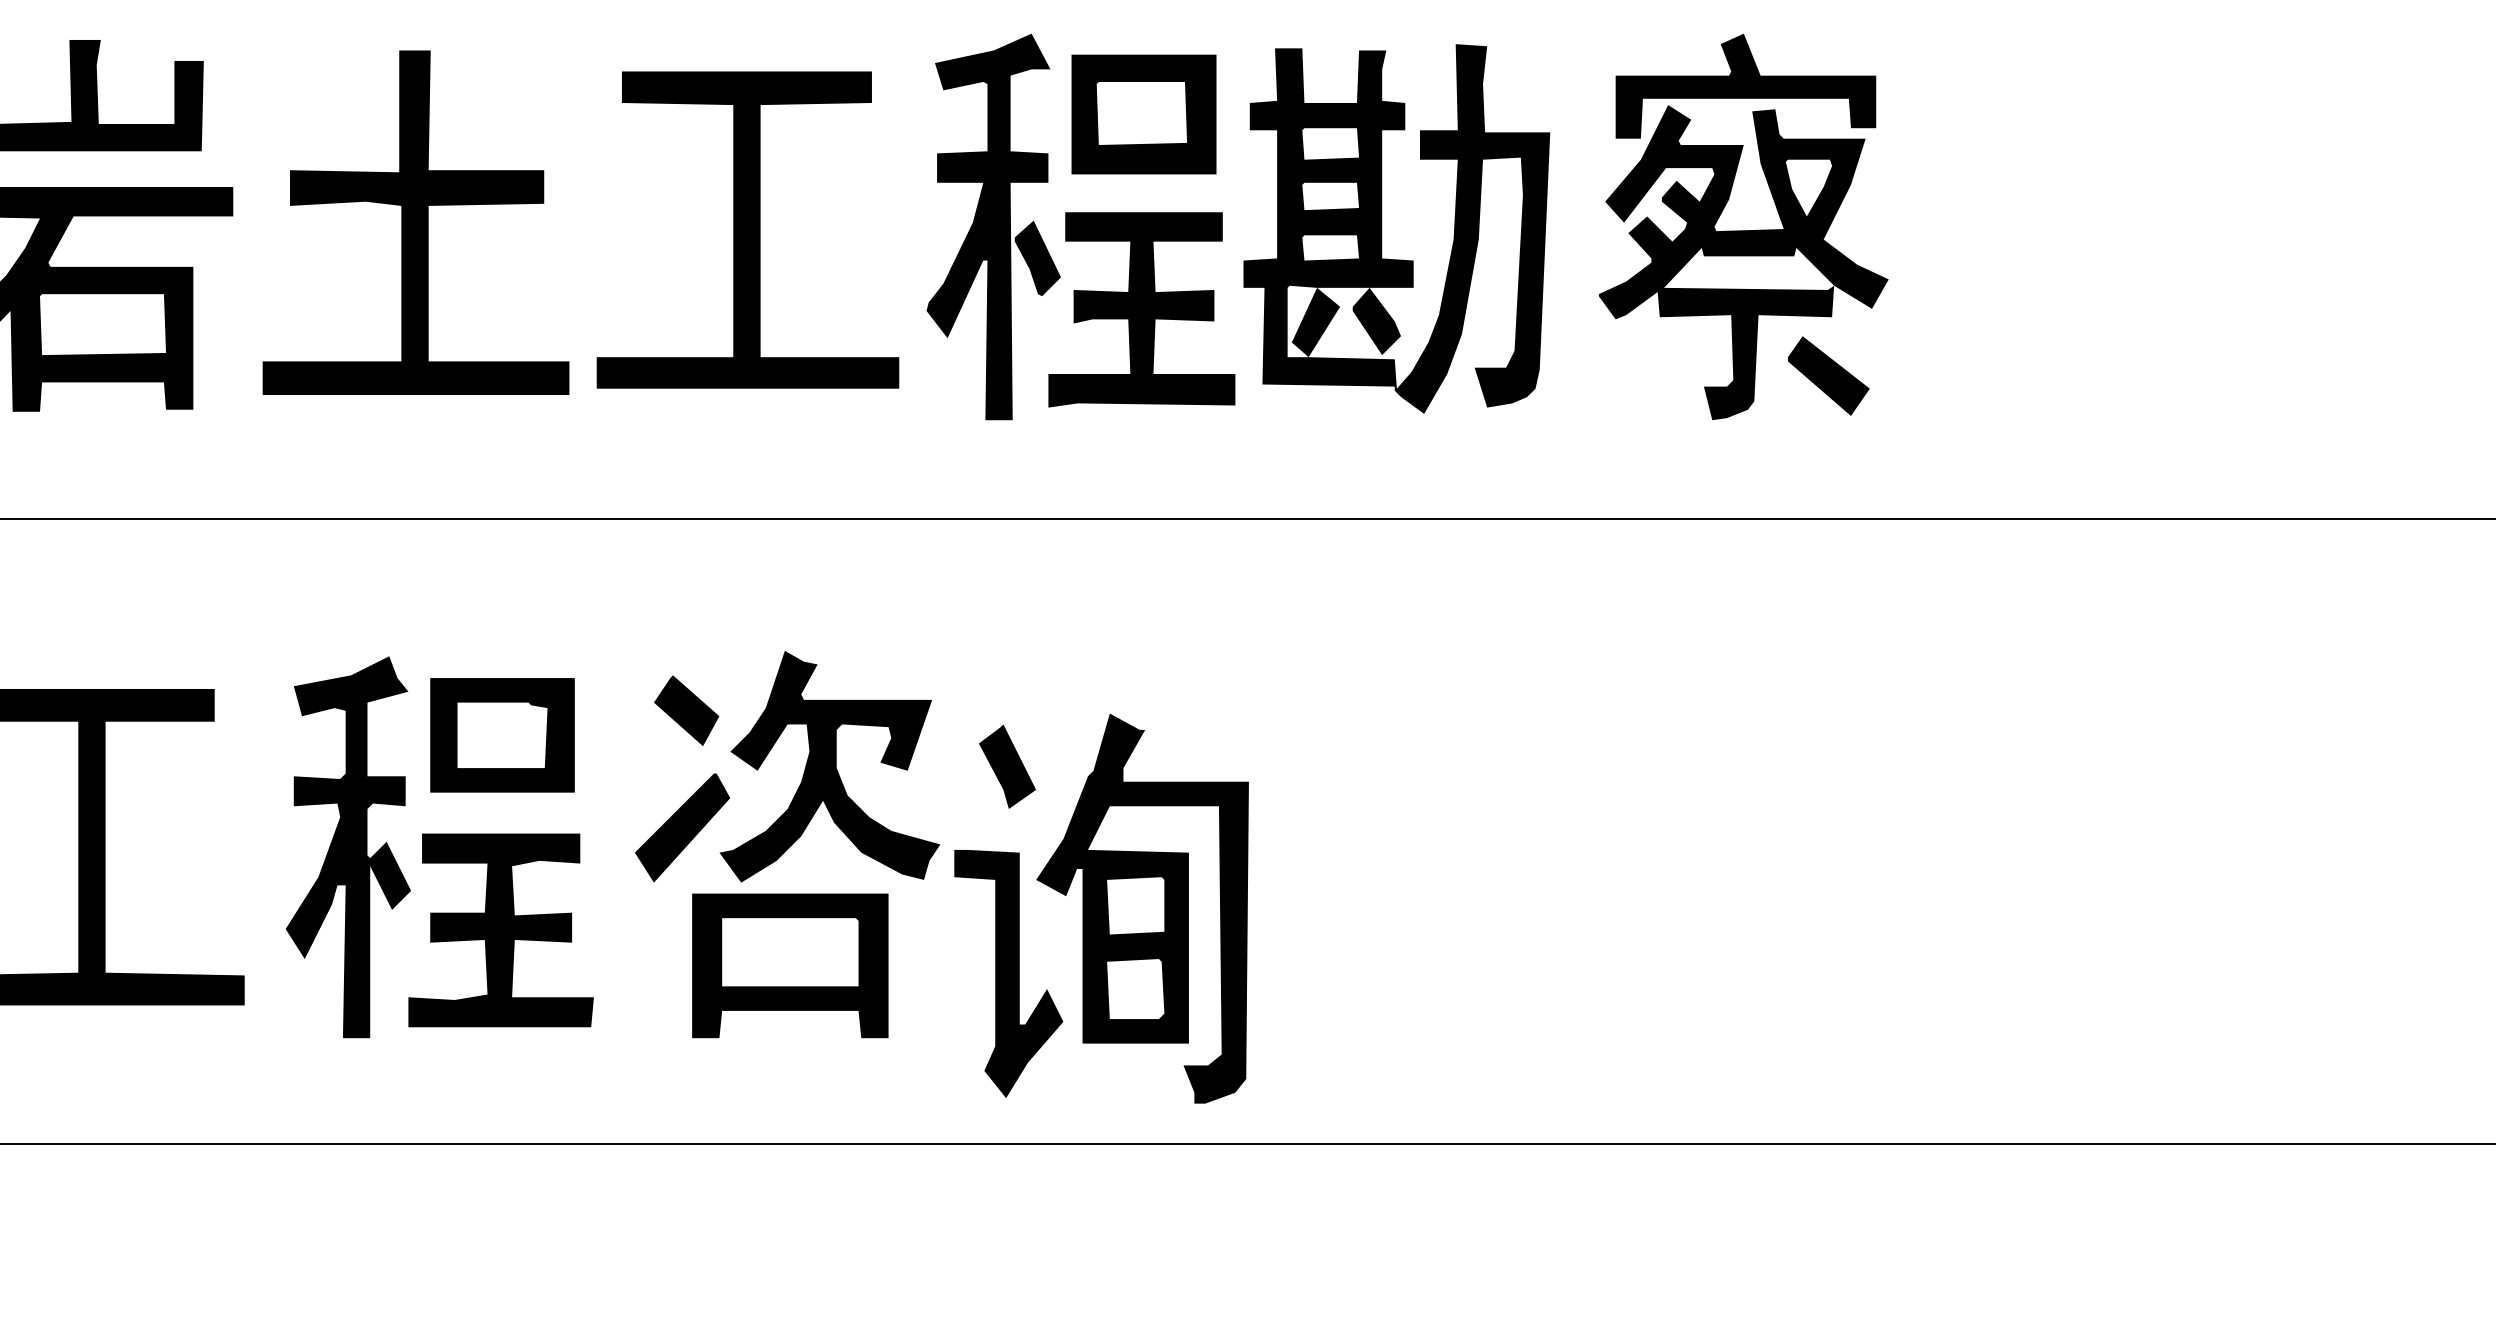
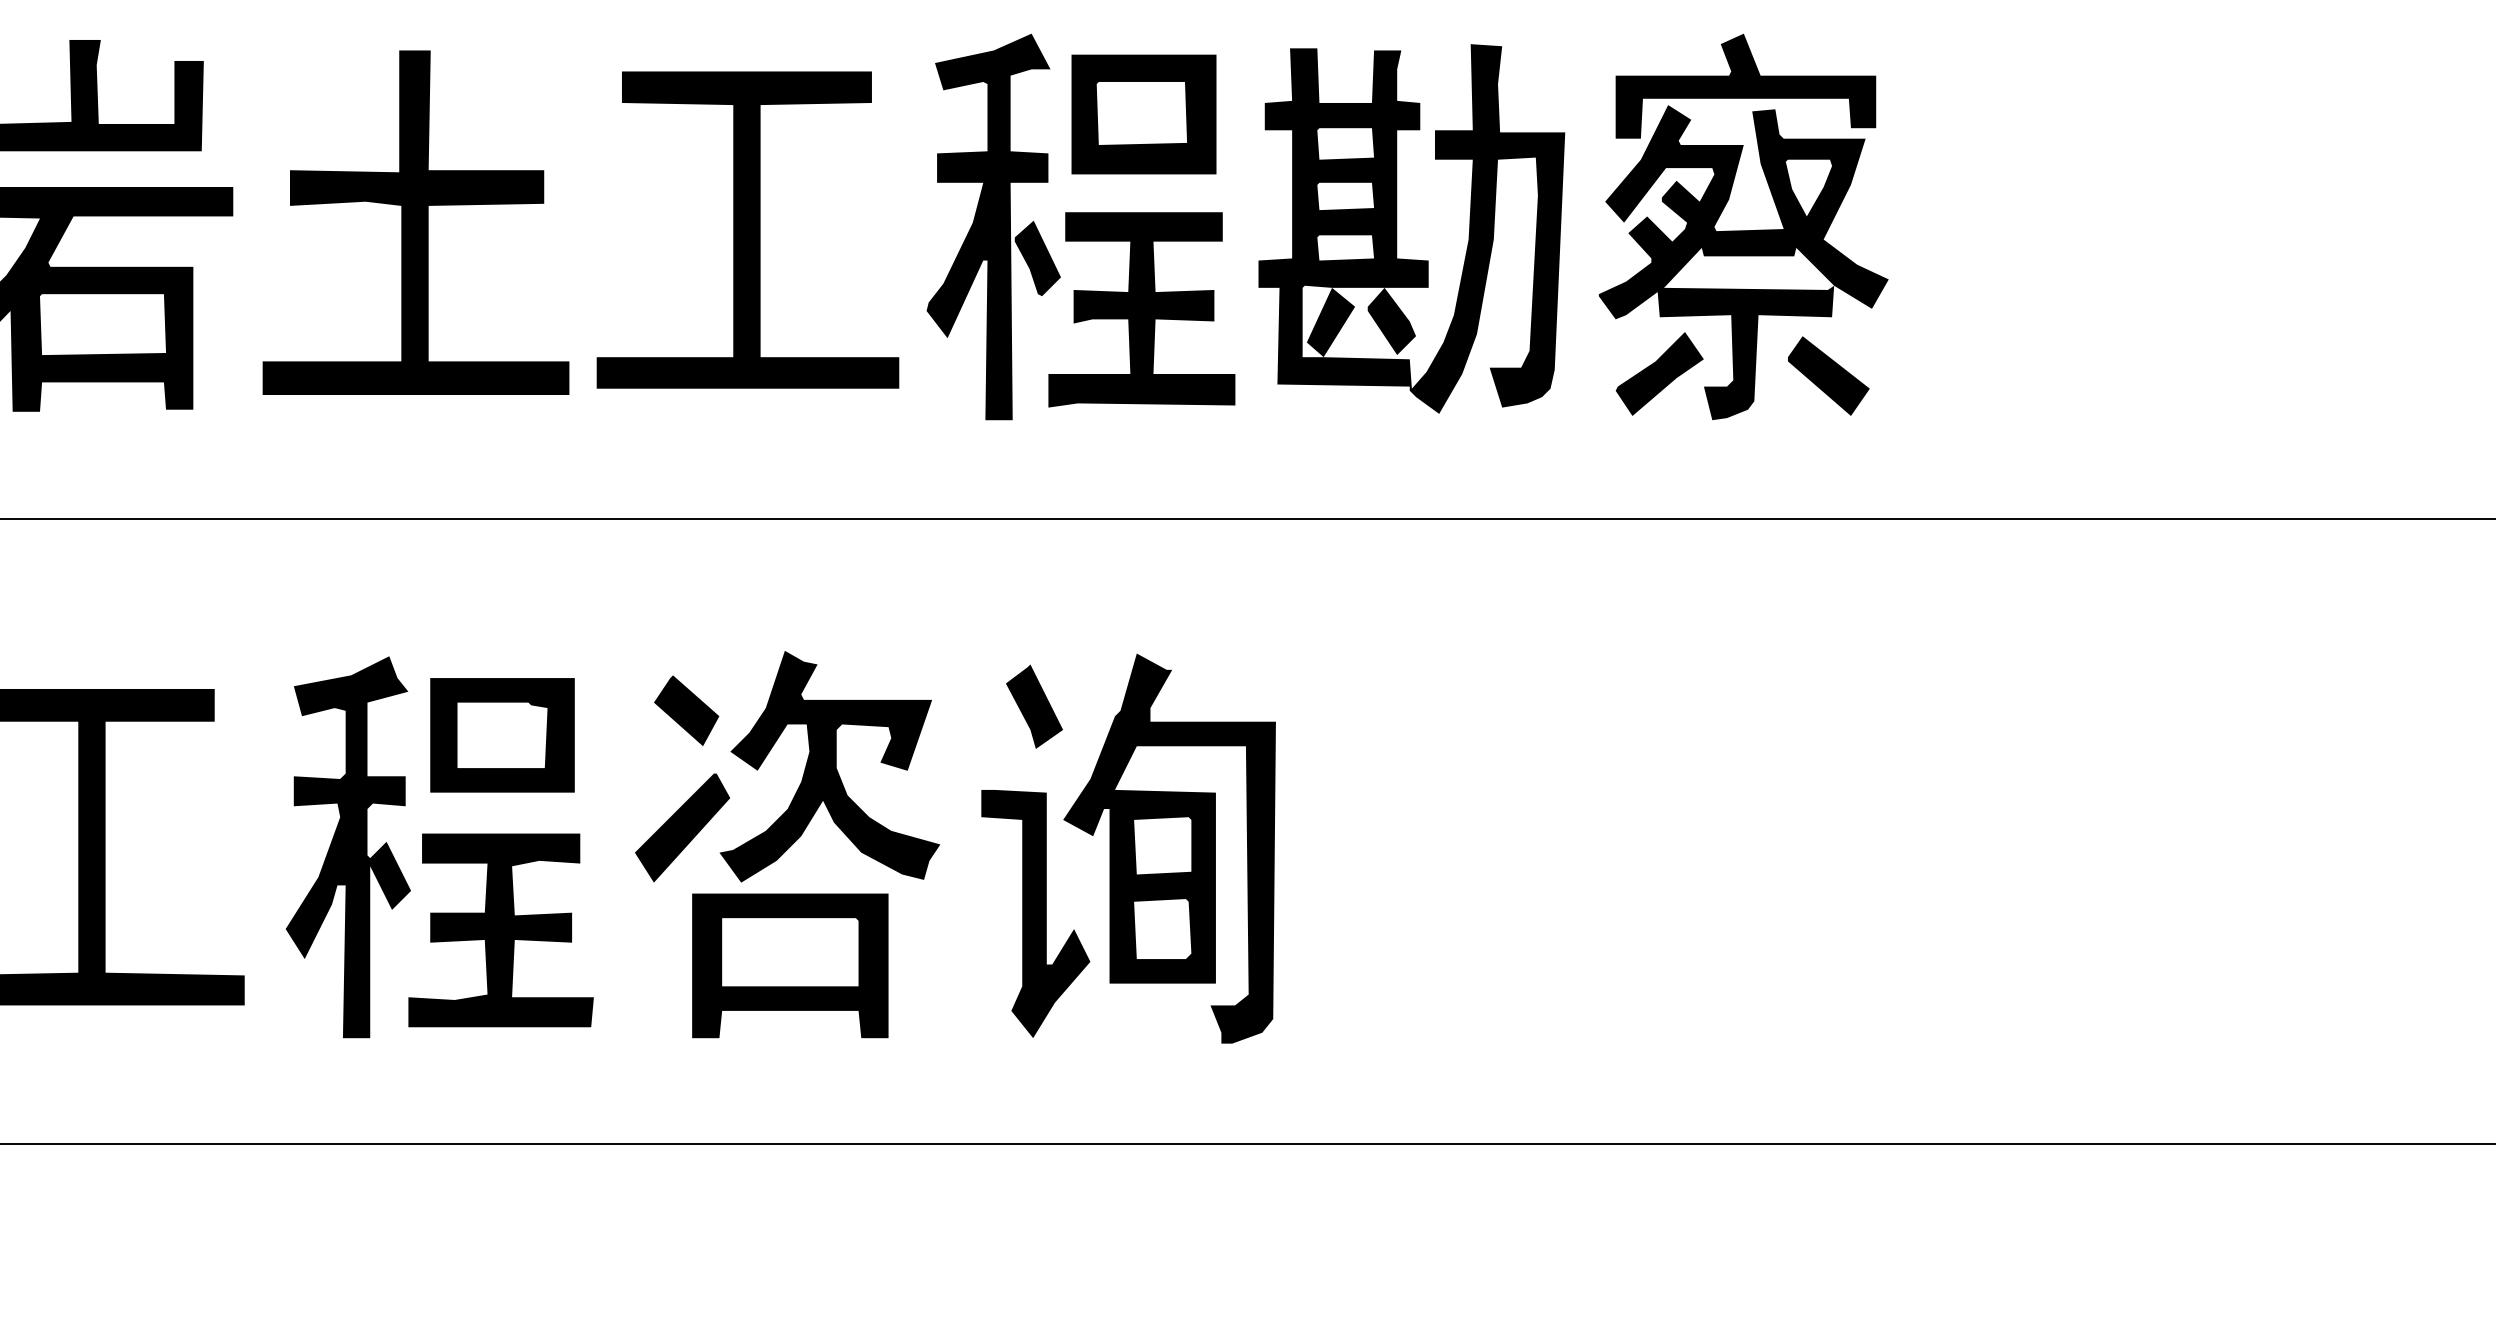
part position: (1382, 228) -> (1397, 228) (1397, 228)
fill: none -> present (1659, 373)
part position: (1101, 908) -> (1128, 848) (1128, 848)
